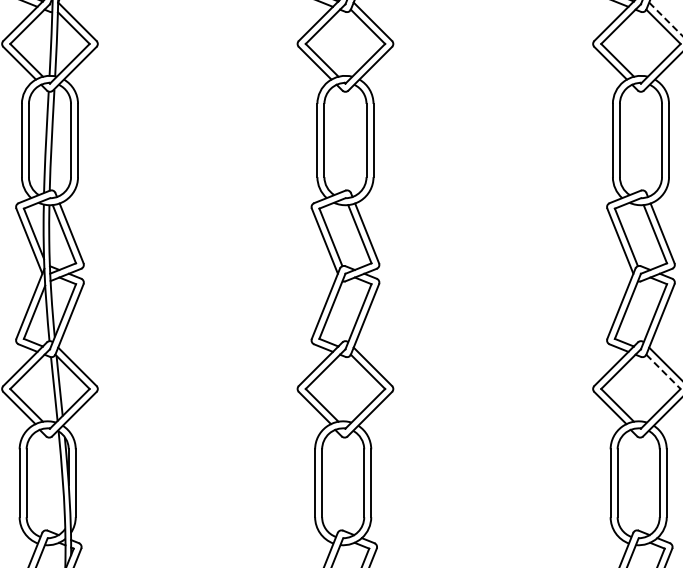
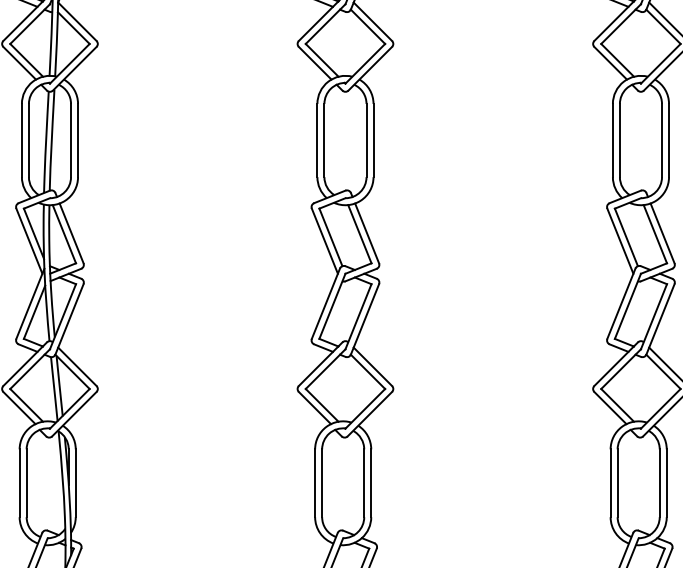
line: dashed -> solid (665, 19)
line: dashed -> solid (663, 372)
